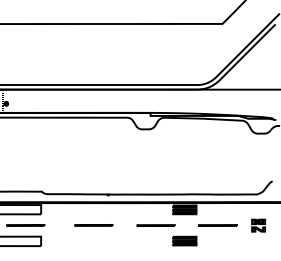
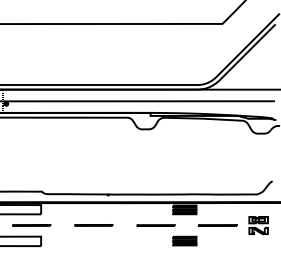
line: none -> present (137, 101)
line position: (25, 225) -> (31, 225) (31, 225)
part size: 15x15 px -> 21x20 px (258, 225)
